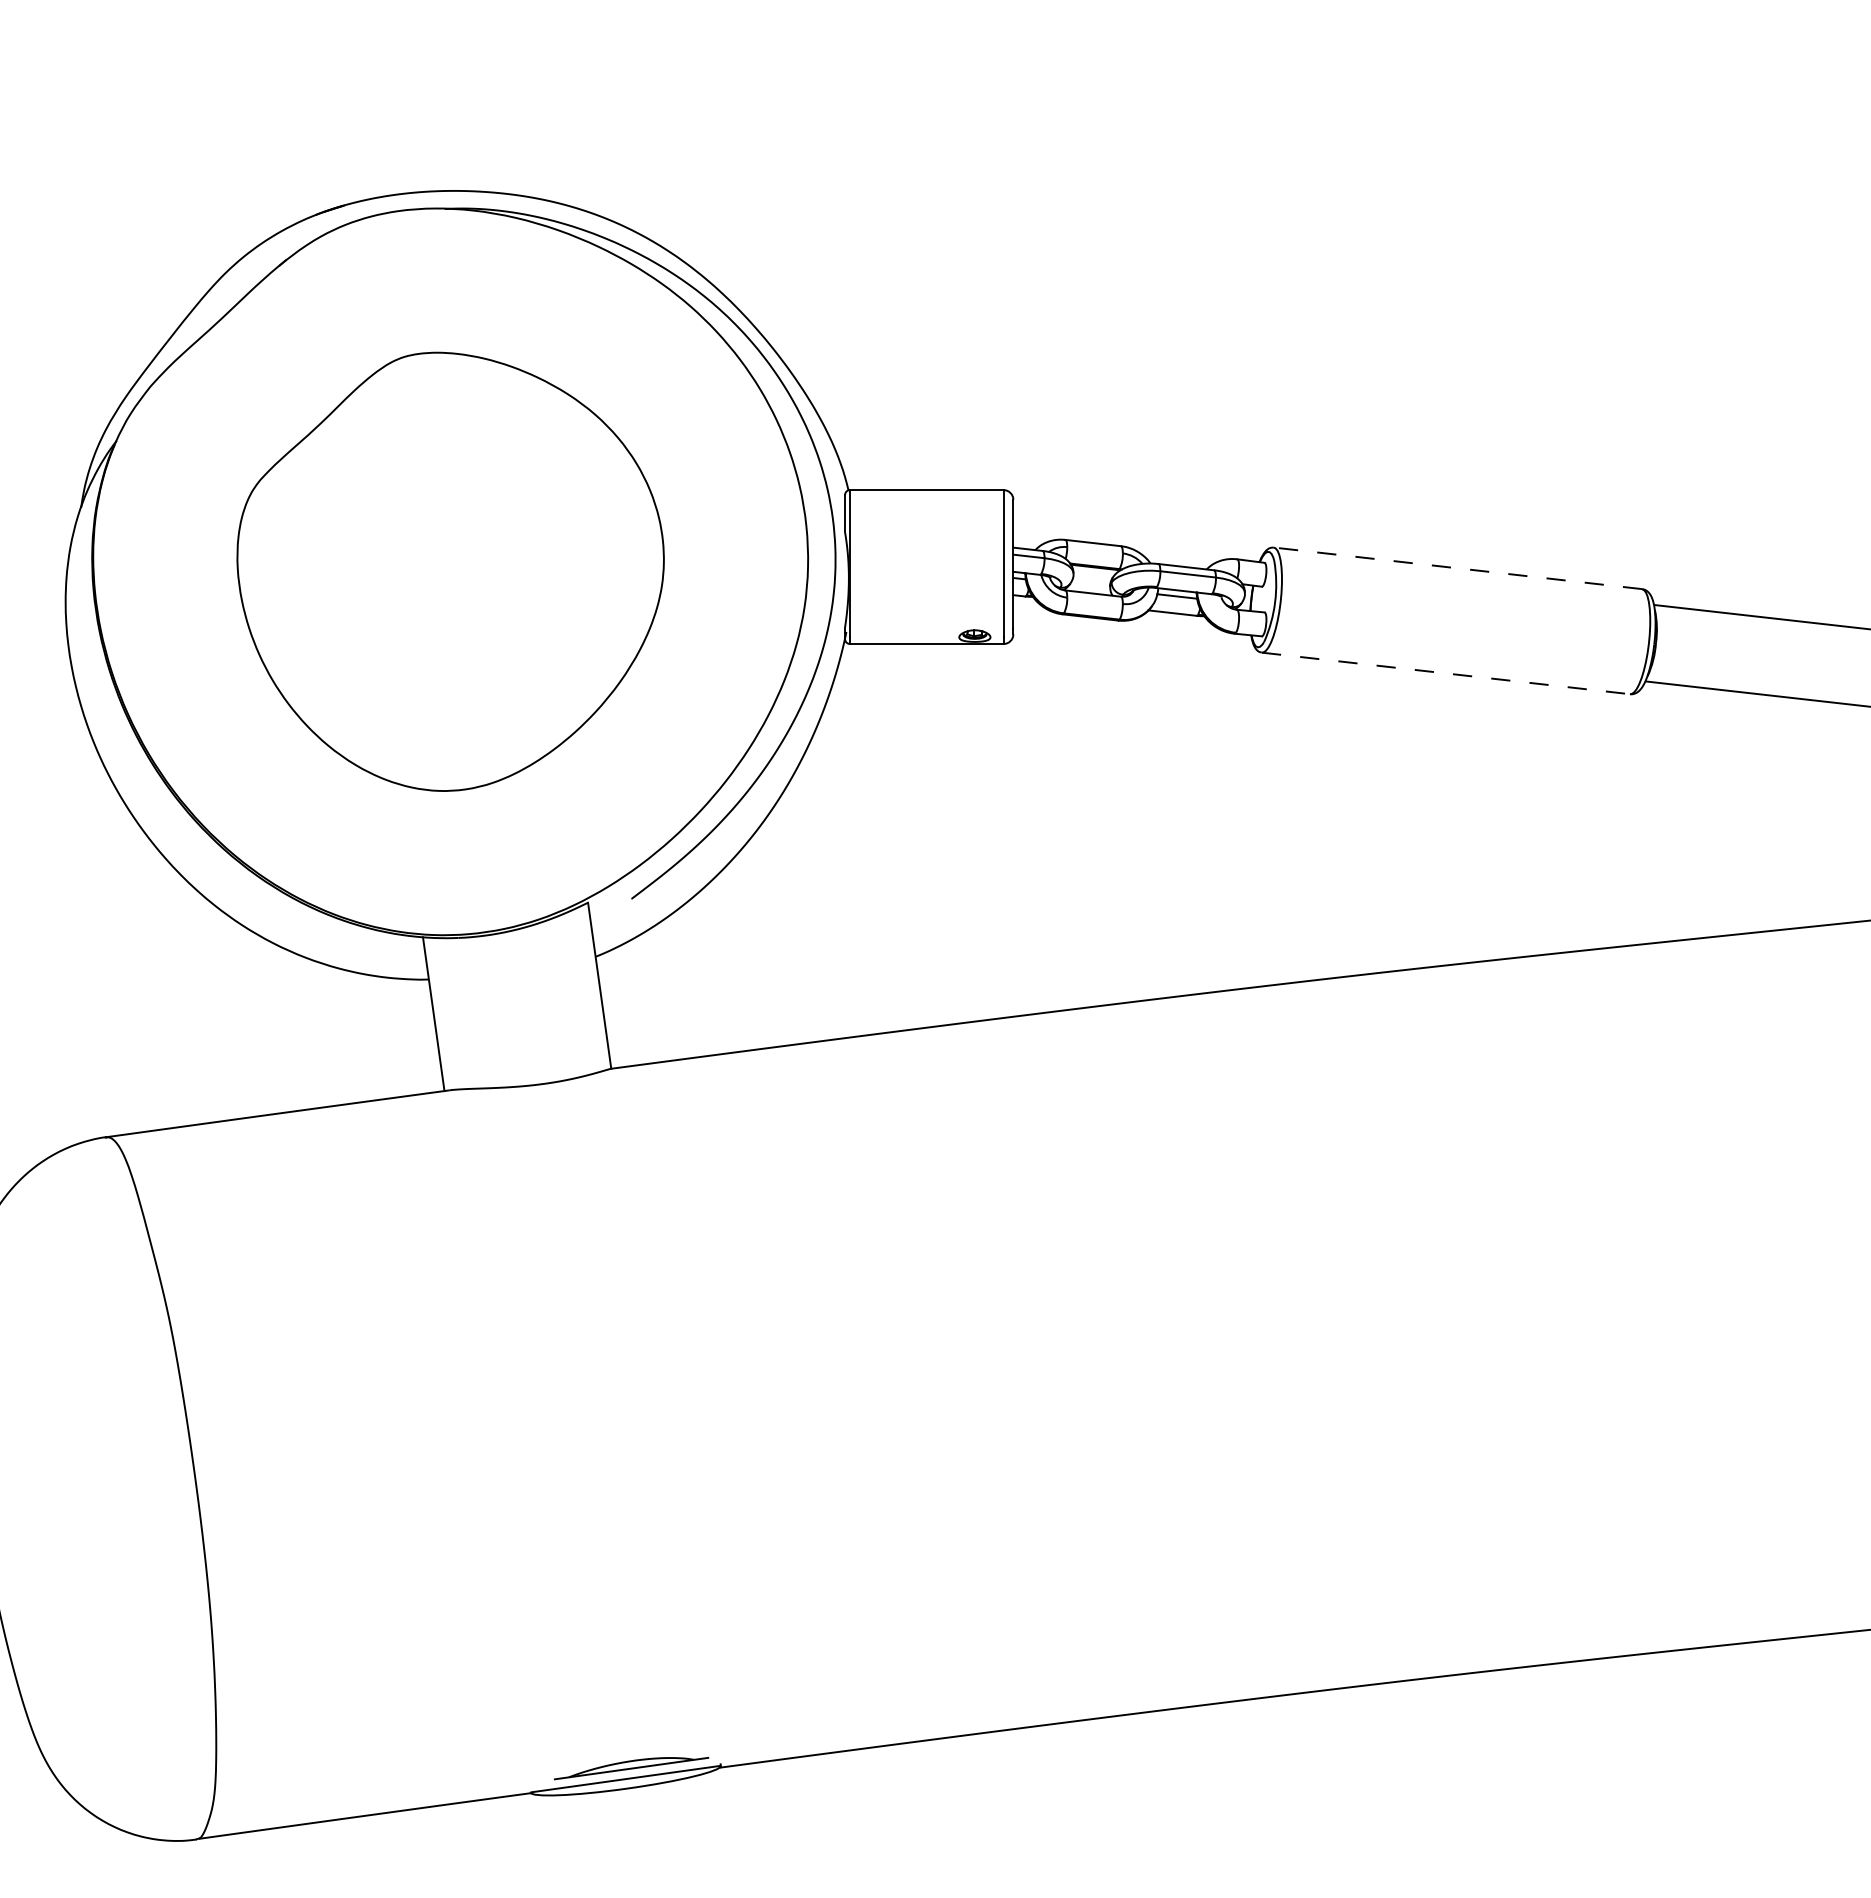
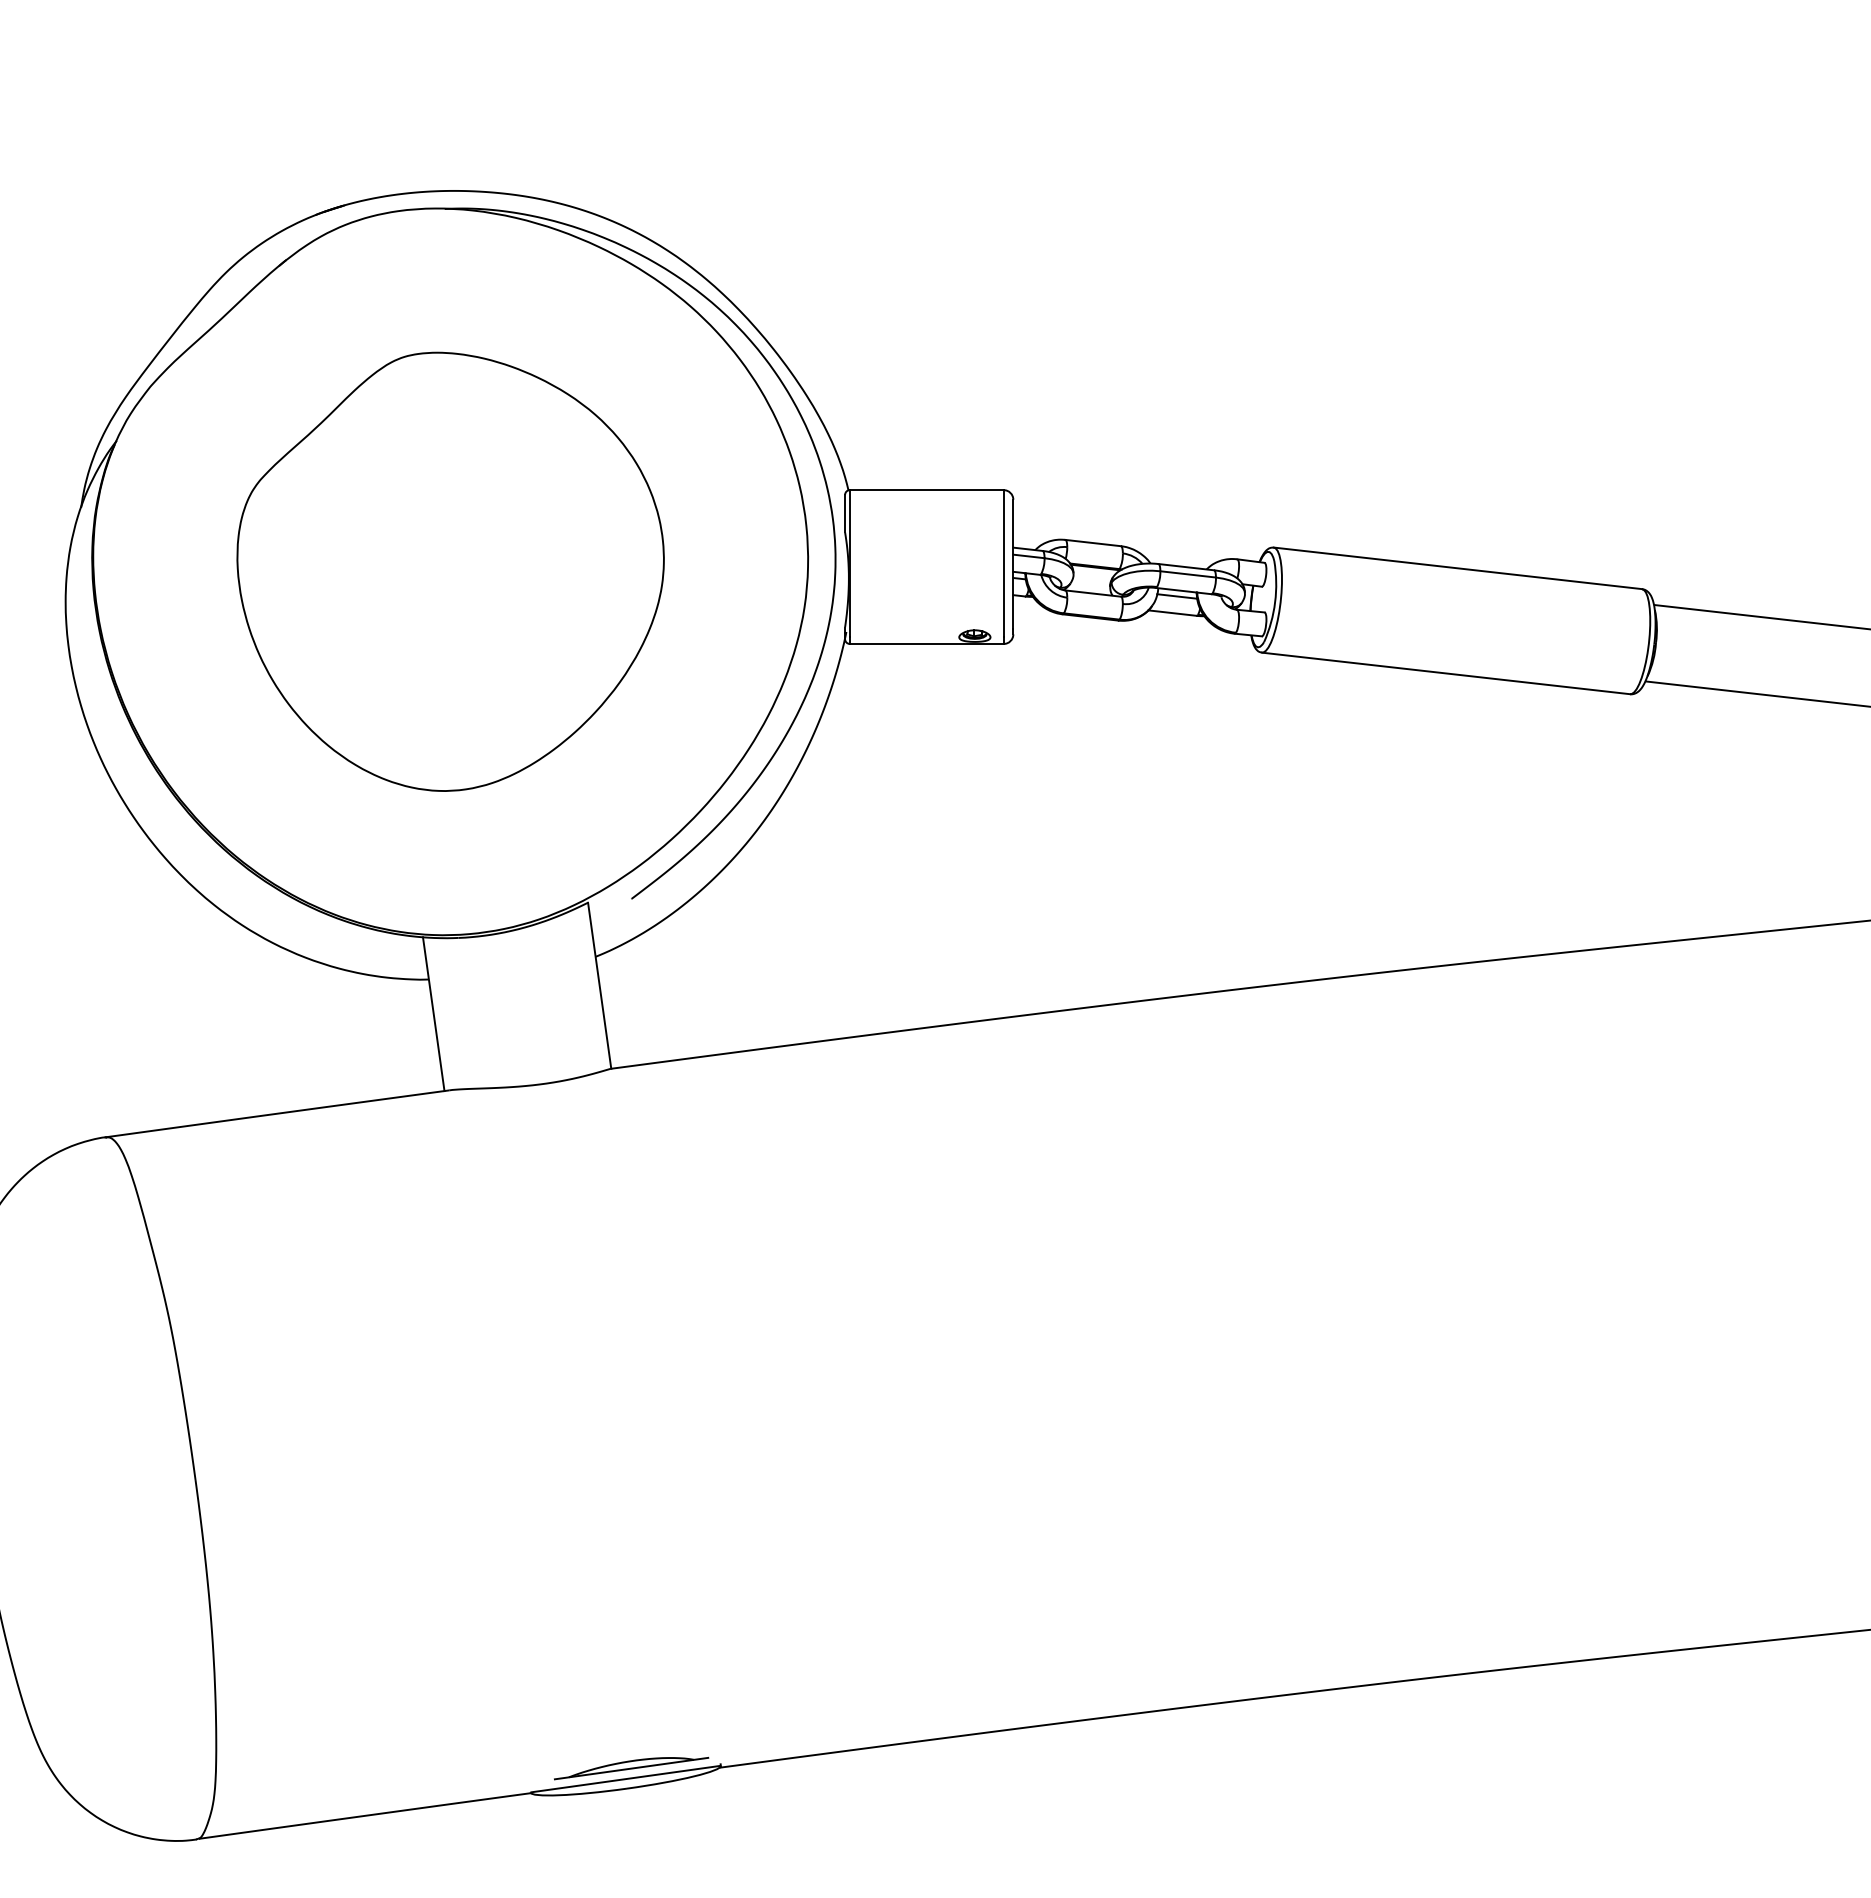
line: dashed -> solid (1457, 568)
line: dashed -> solid (1446, 673)
